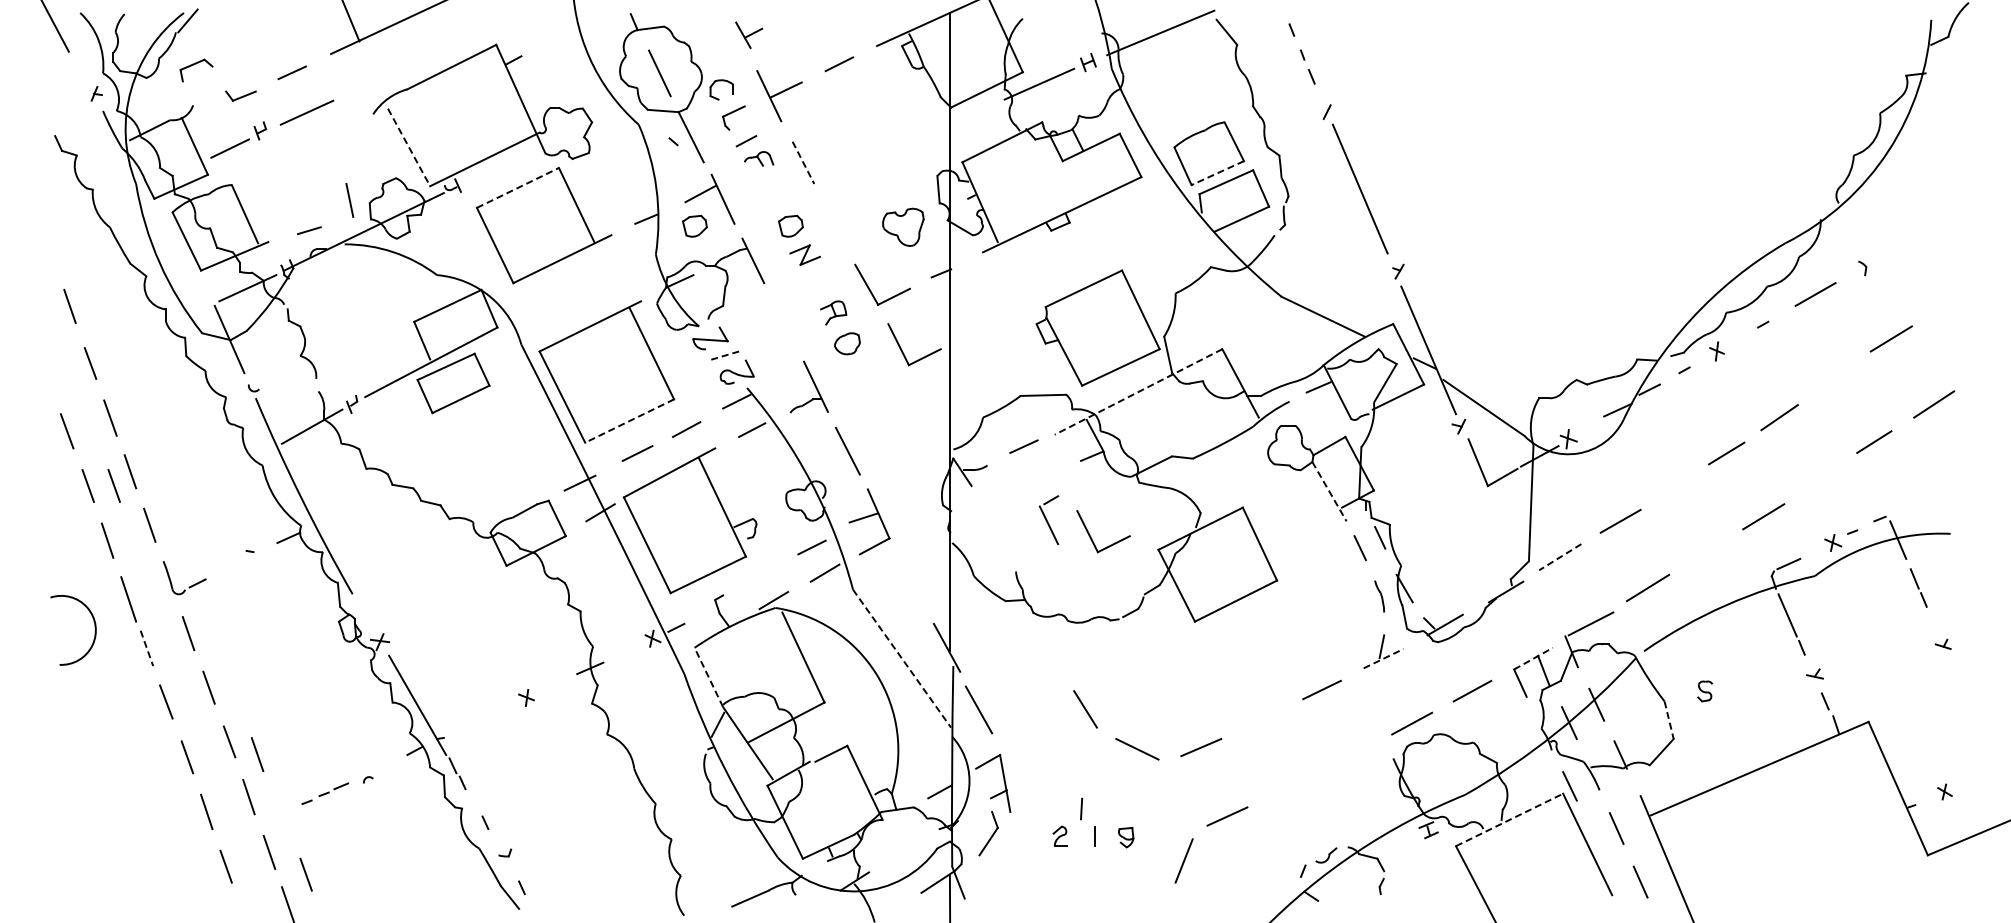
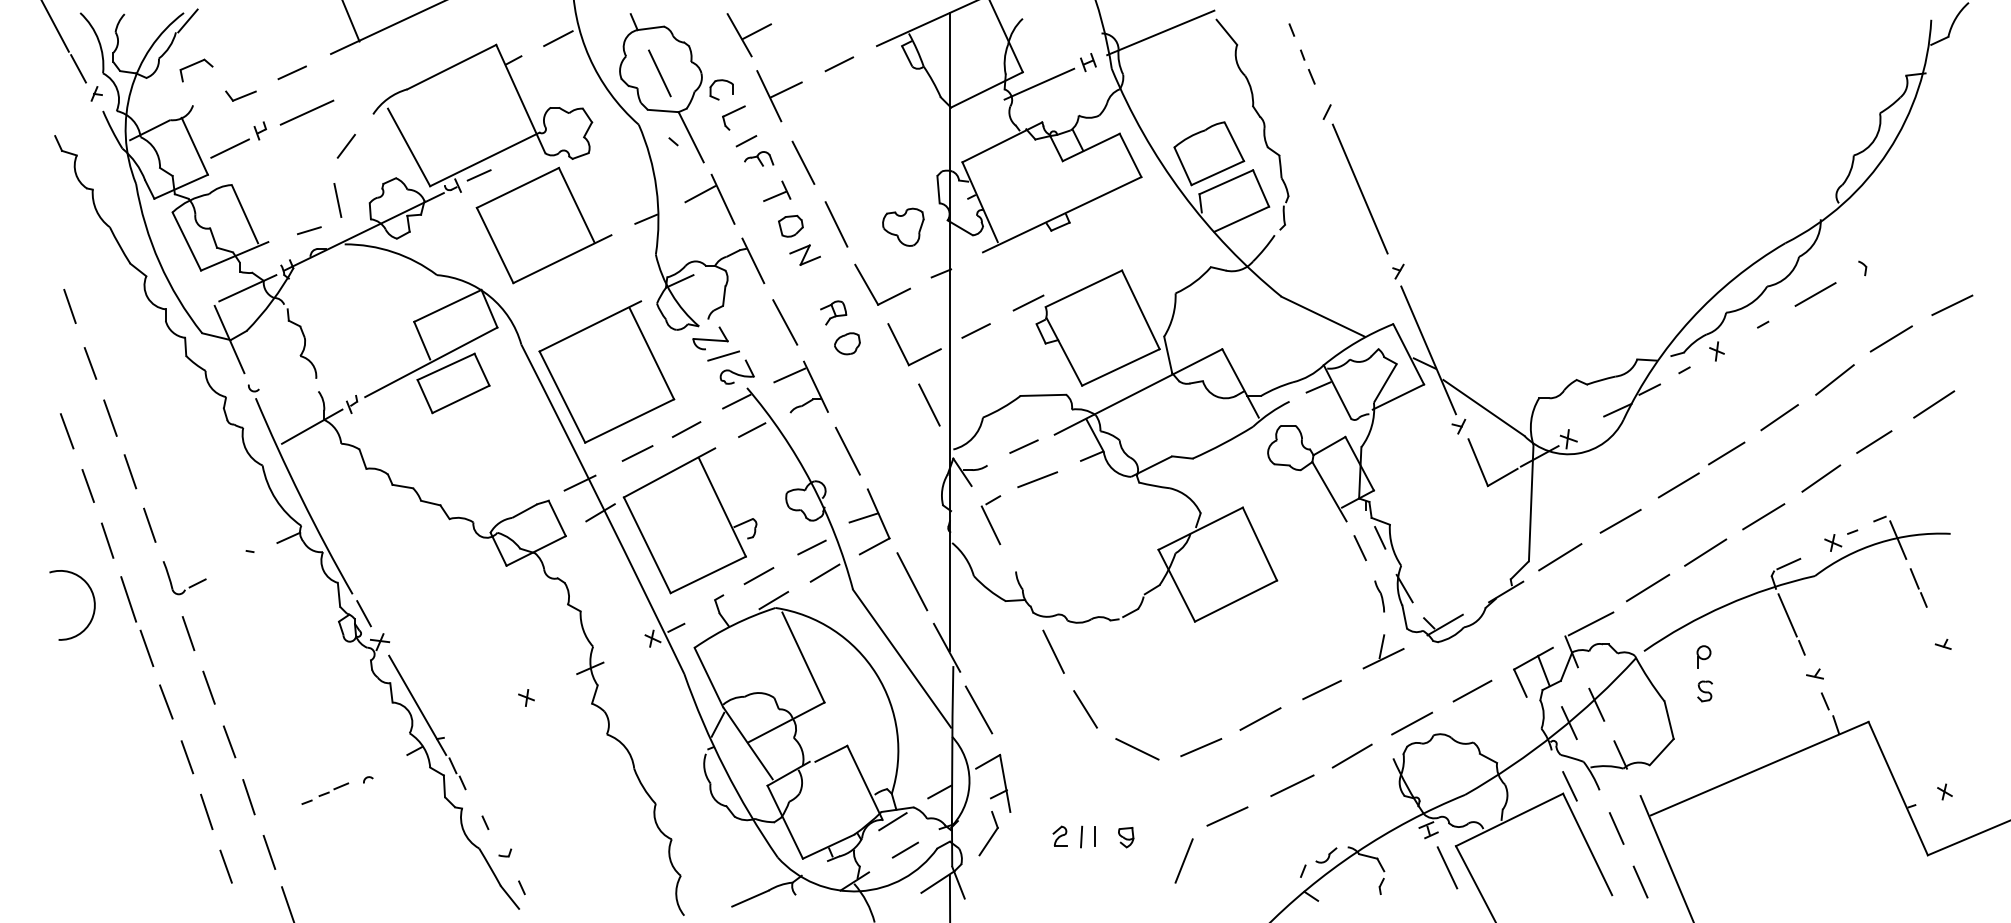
part size: 29x28 px -> 46x45 px (748, 35)
line: none -> present (558, 38)
line: none -> present (78, 68)
line: none -> present (345, 145)
line: dashed -> solid (409, 147)
line: dashed -> solid (803, 162)
line: dashed -> solid (1217, 173)
line: none -> present (478, 175)
line: dashed -> solid (517, 187)
part: none -> present (777, 190)
line position: (349, 200) -> (337, 200) (337, 200)
line: none -> present (836, 224)
part: present -> none (694, 225)
line: none -> present (1028, 302)
line: none -> present (1952, 305)
line: none -> present (785, 322)
line: none -> present (975, 330)
line: dashed -> solid (723, 356)
line: none -> present (789, 375)
line: none -> present (1834, 379)
line: dashed -> solid (1138, 392)
line: none -> present (929, 404)
line: dashed -> solid (629, 421)
line: none -> present (1821, 478)
line: none -> present (1037, 479)
line: present -> none (113, 485)
line: none -> present (1678, 485)
line: dashed -> solid (1329, 492)
part position: (1048, 520) -> (990, 520) (990, 520)
part: present -> none (1091, 536)
line: none -> present (1705, 552)
line: dashed -> solid (1560, 557)
line: none -> present (758, 576)
line: none -> present (912, 581)
line: none -> present (363, 613)
arc position: (94, 631) -> (93, 606) (93, 606)
line: dashed -> solid (146, 648)
line: none -> present (1053, 651)
part: none -> present (1703, 656)
line: dashed -> solid (902, 658)
line: dashed -> solid (1384, 658)
line: dashed -> solid (1533, 658)
line: dashed -> solid (708, 677)
line: none -> present (1260, 718)
line: dashed -> solid (1669, 720)
line: present -> none (257, 754)
line: none -> present (1351, 755)
line: none -> present (1292, 785)
line position: (1081, 808) -> (1081, 836) (1081, 836)
line: dashed -> solid (1509, 819)
line: none -> present (892, 821)
line: none -> present (905, 849)
line: none -> present (1447, 867)
line: present -> none (305, 874)
